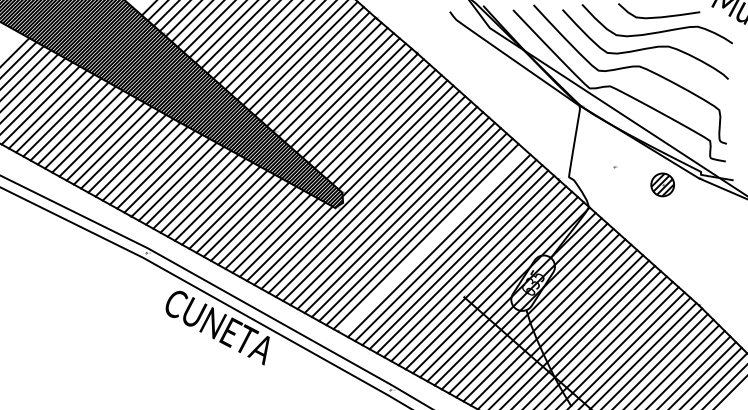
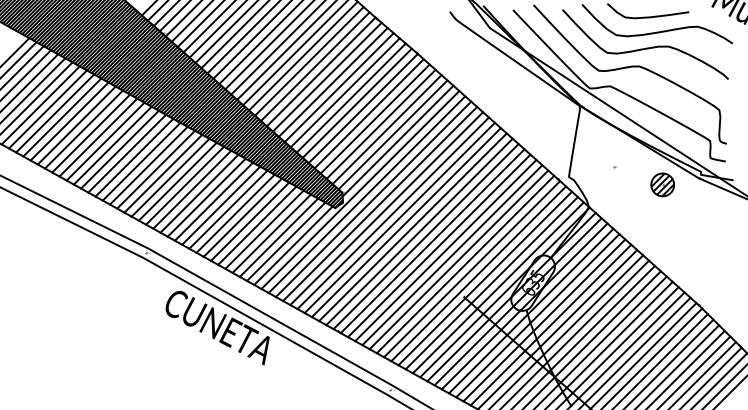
curve position: (659, 16) -> (648, 16) (648, 16)
line: none -> present (432, 241)
